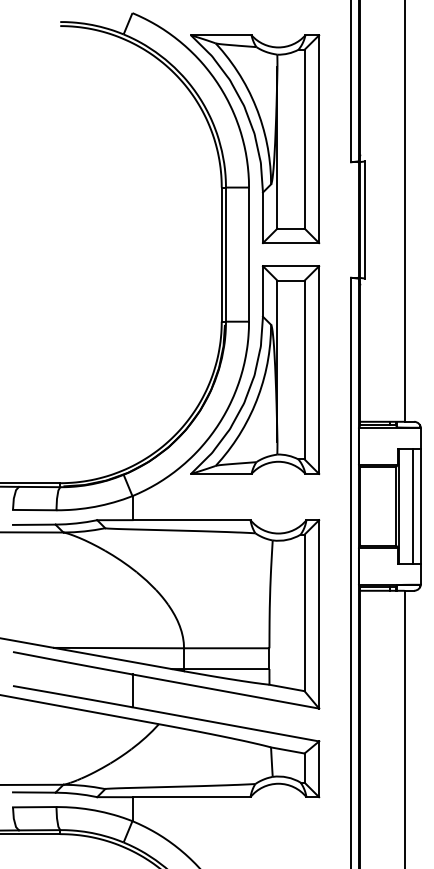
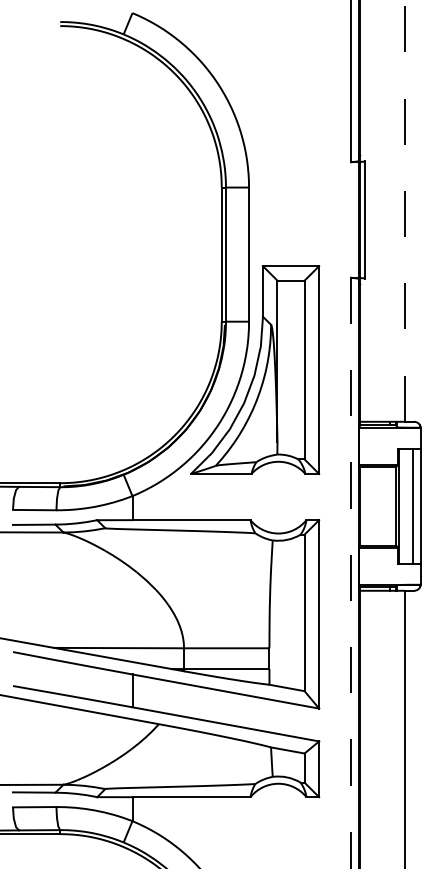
part: present -> none (255, 139)
line: solid -> dashed (404, 211)
line: solid -> dashed (351, 572)
